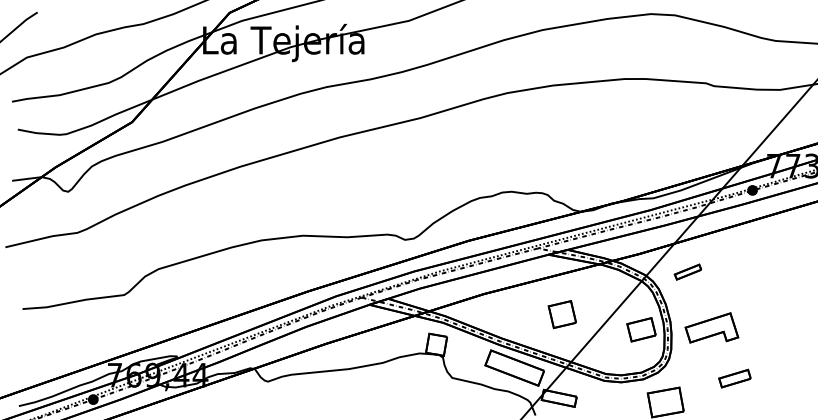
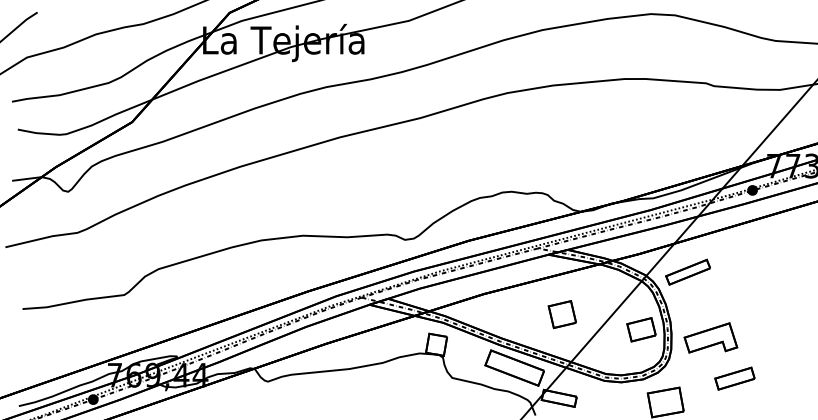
part size: 30x18 px -> 46x28 px (687, 271)
part position: (711, 327) -> (710, 337) (710, 337)
part size: 34x21 px -> 42x25 px (734, 378)
